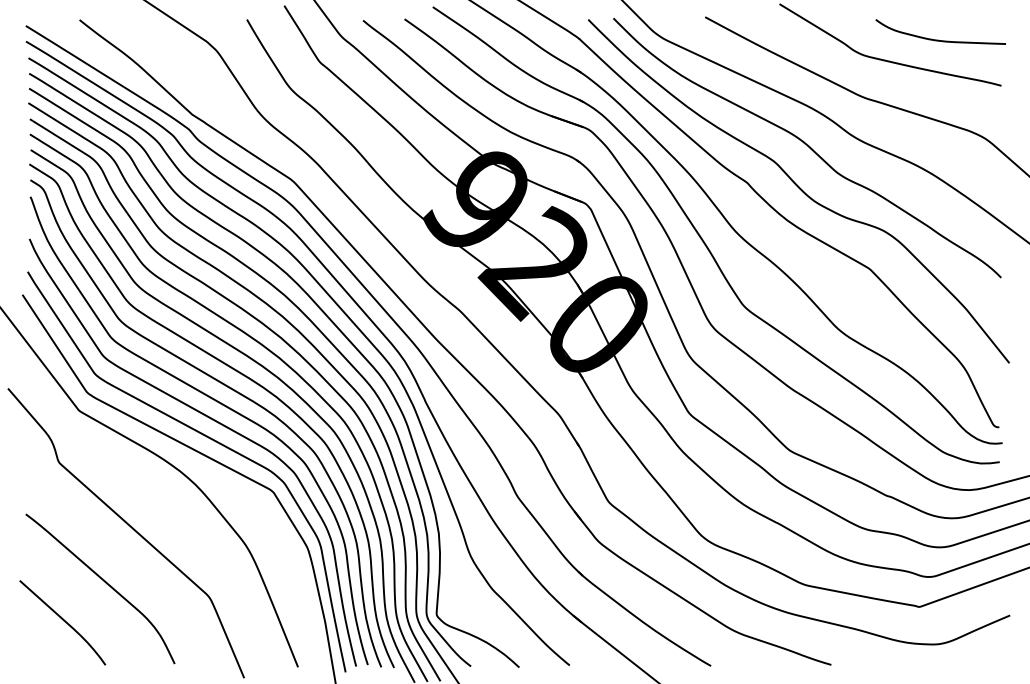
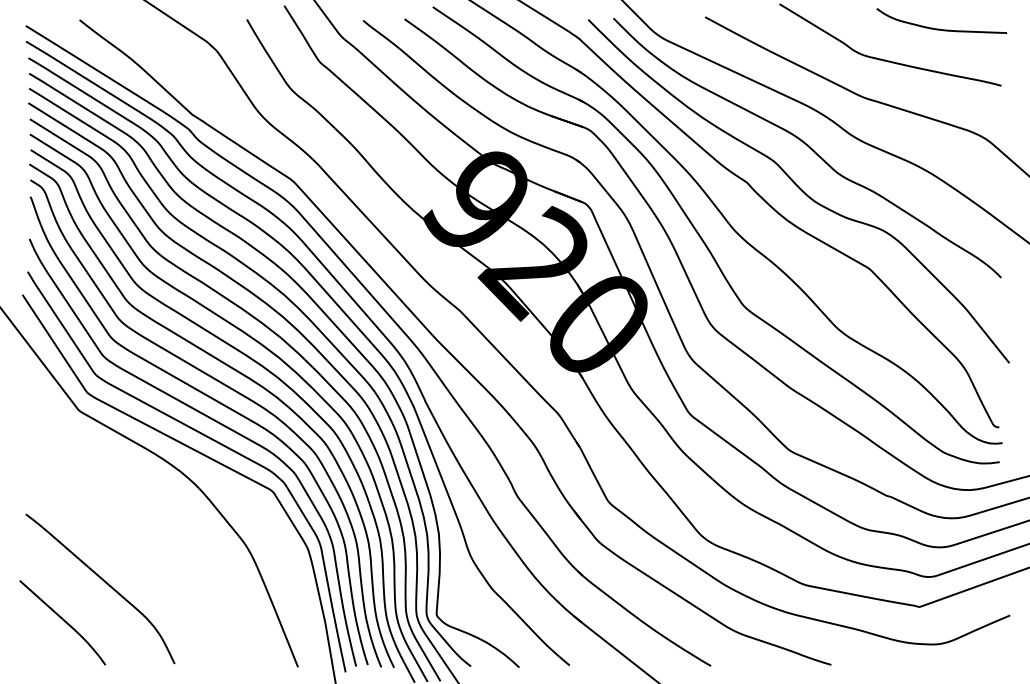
curve position: (938, 39) -> (939, 28) (939, 28)
curve: present -> none (130, 527)
